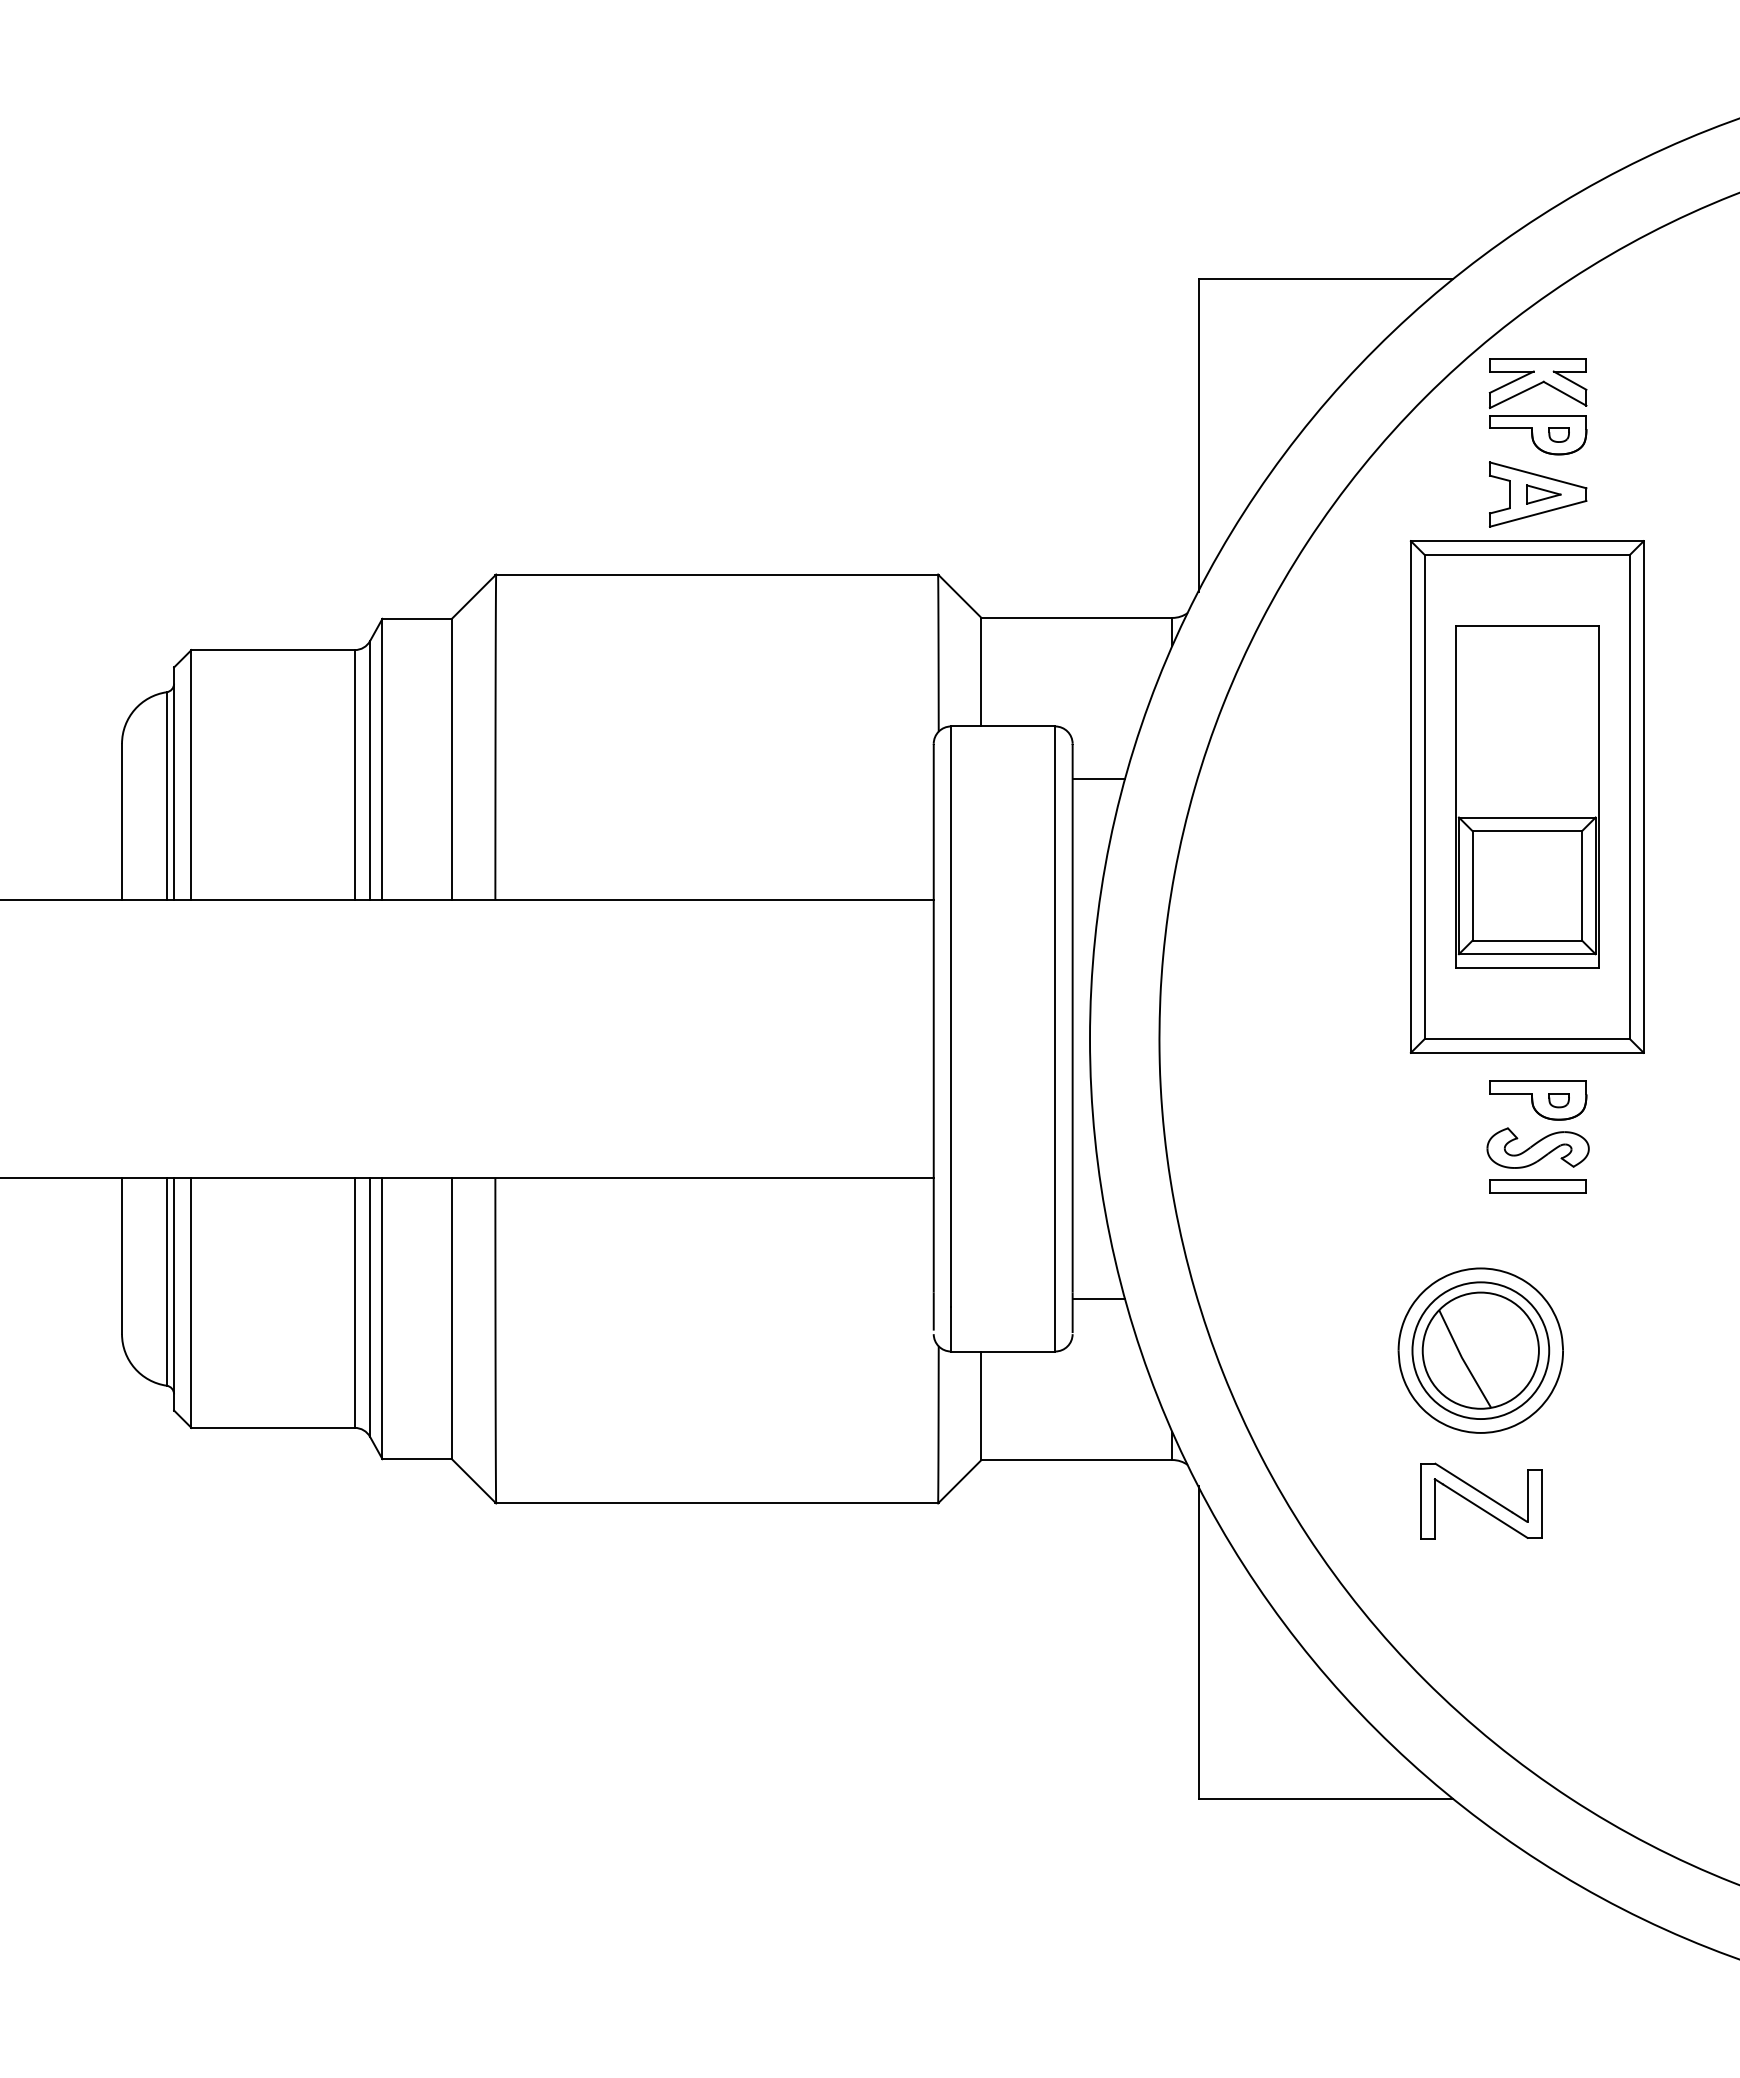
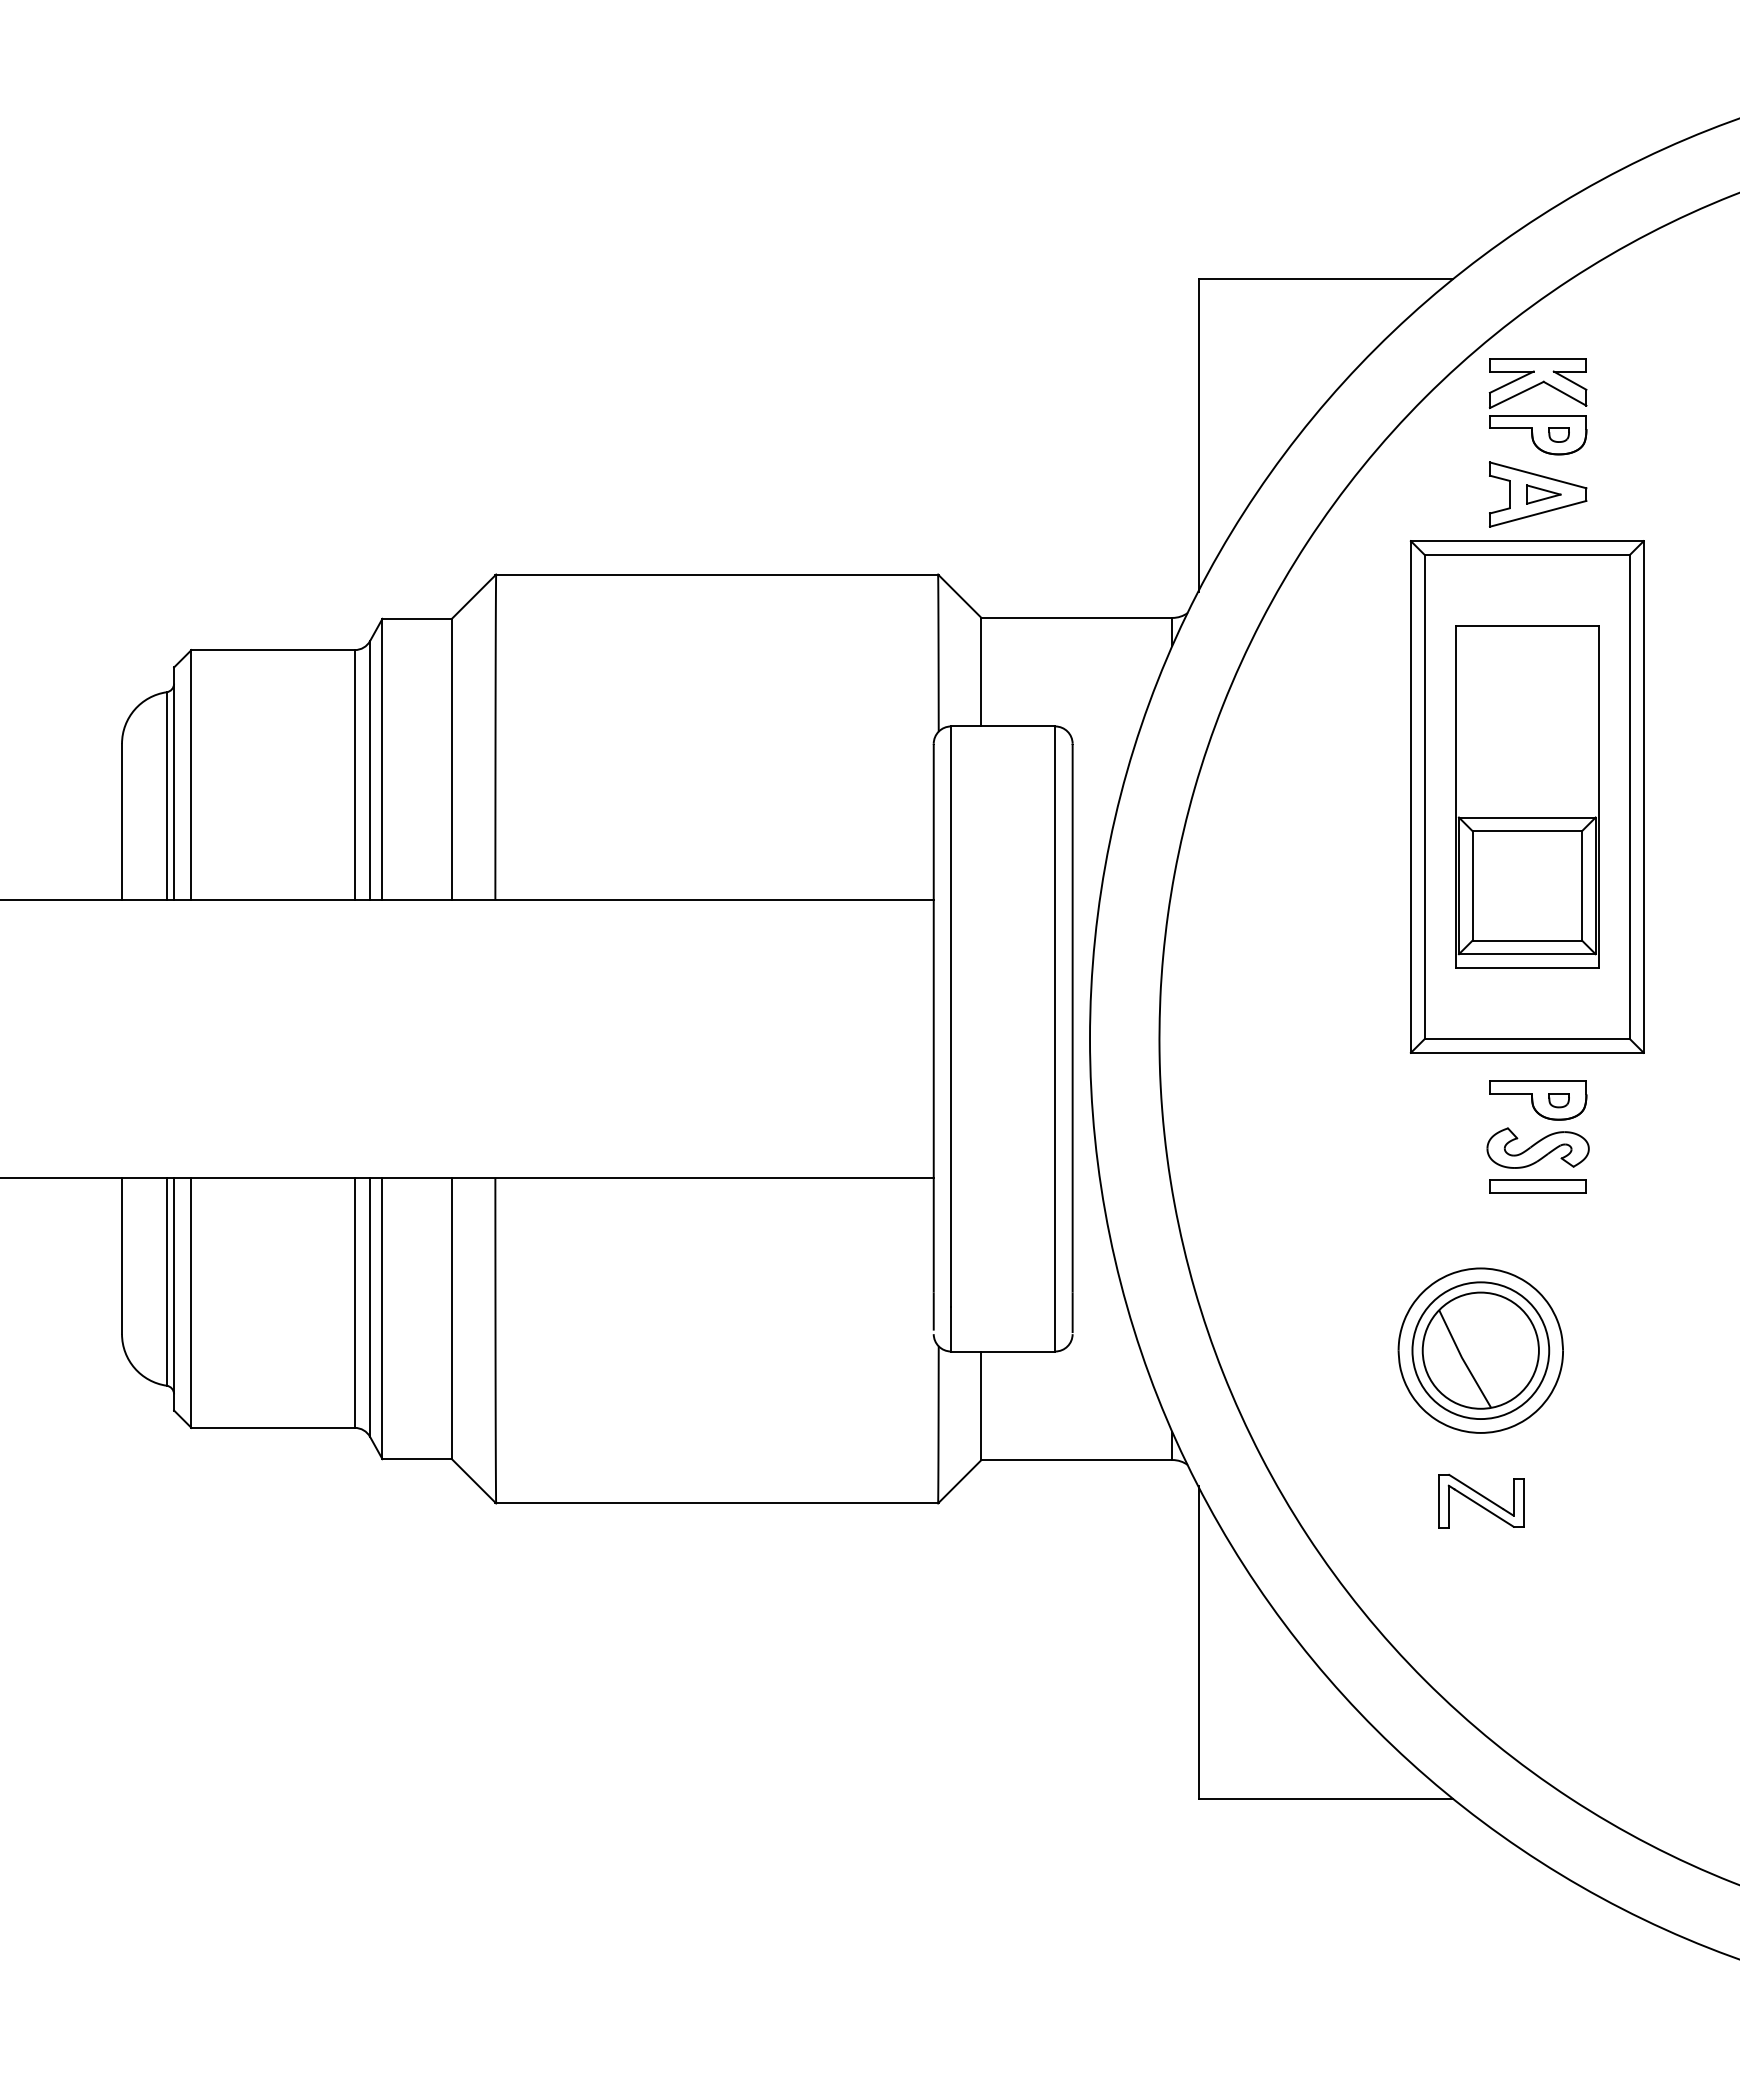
line: present -> none (1098, 778)
line: present -> none (1098, 1299)
part size: 123x78 px -> 87x56 px (1481, 1500)
